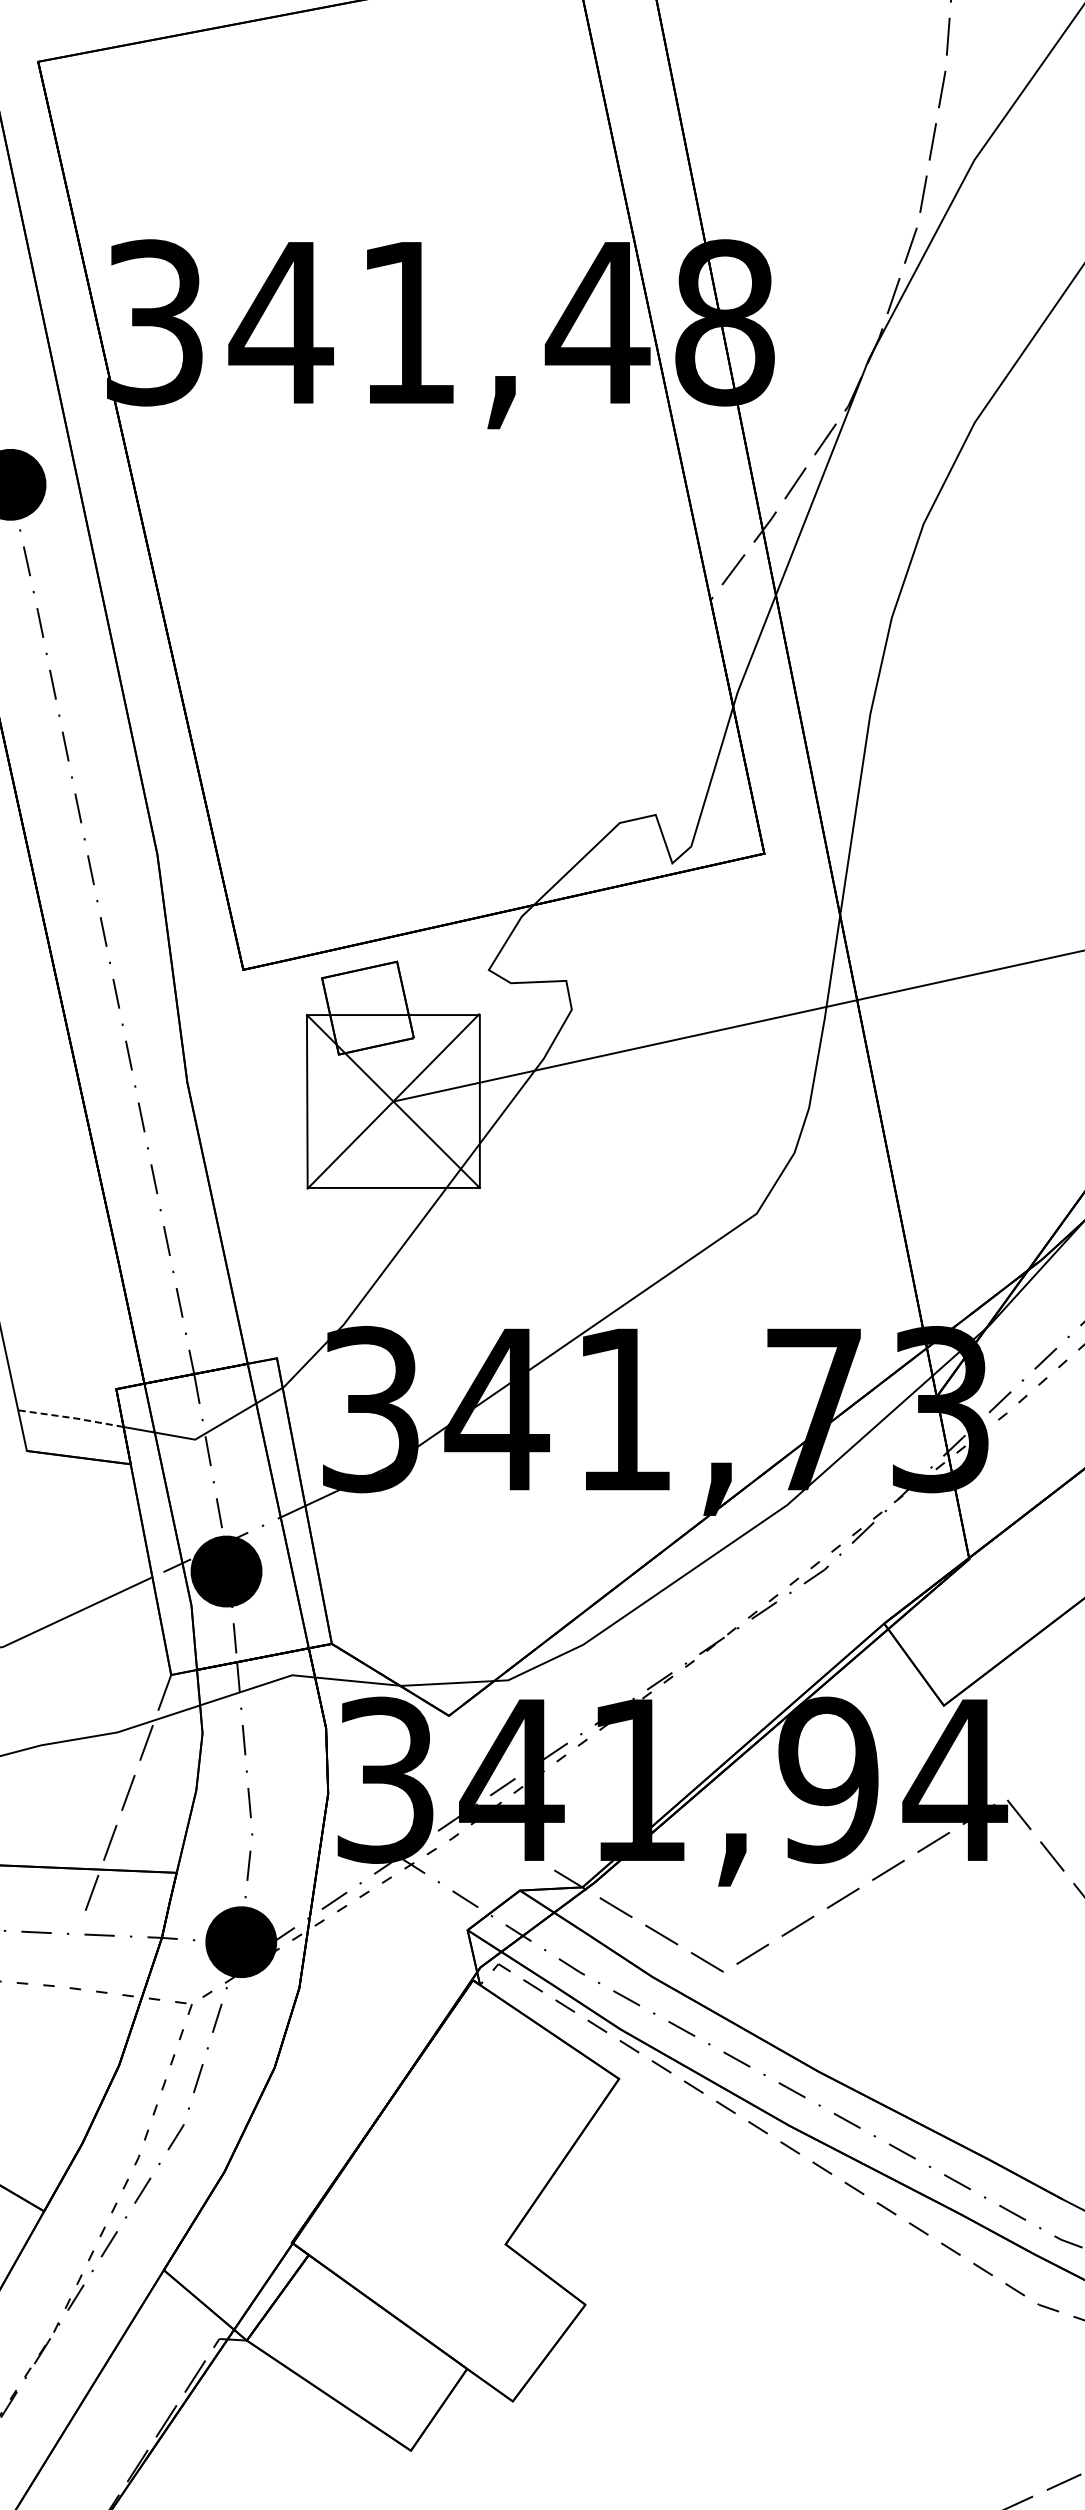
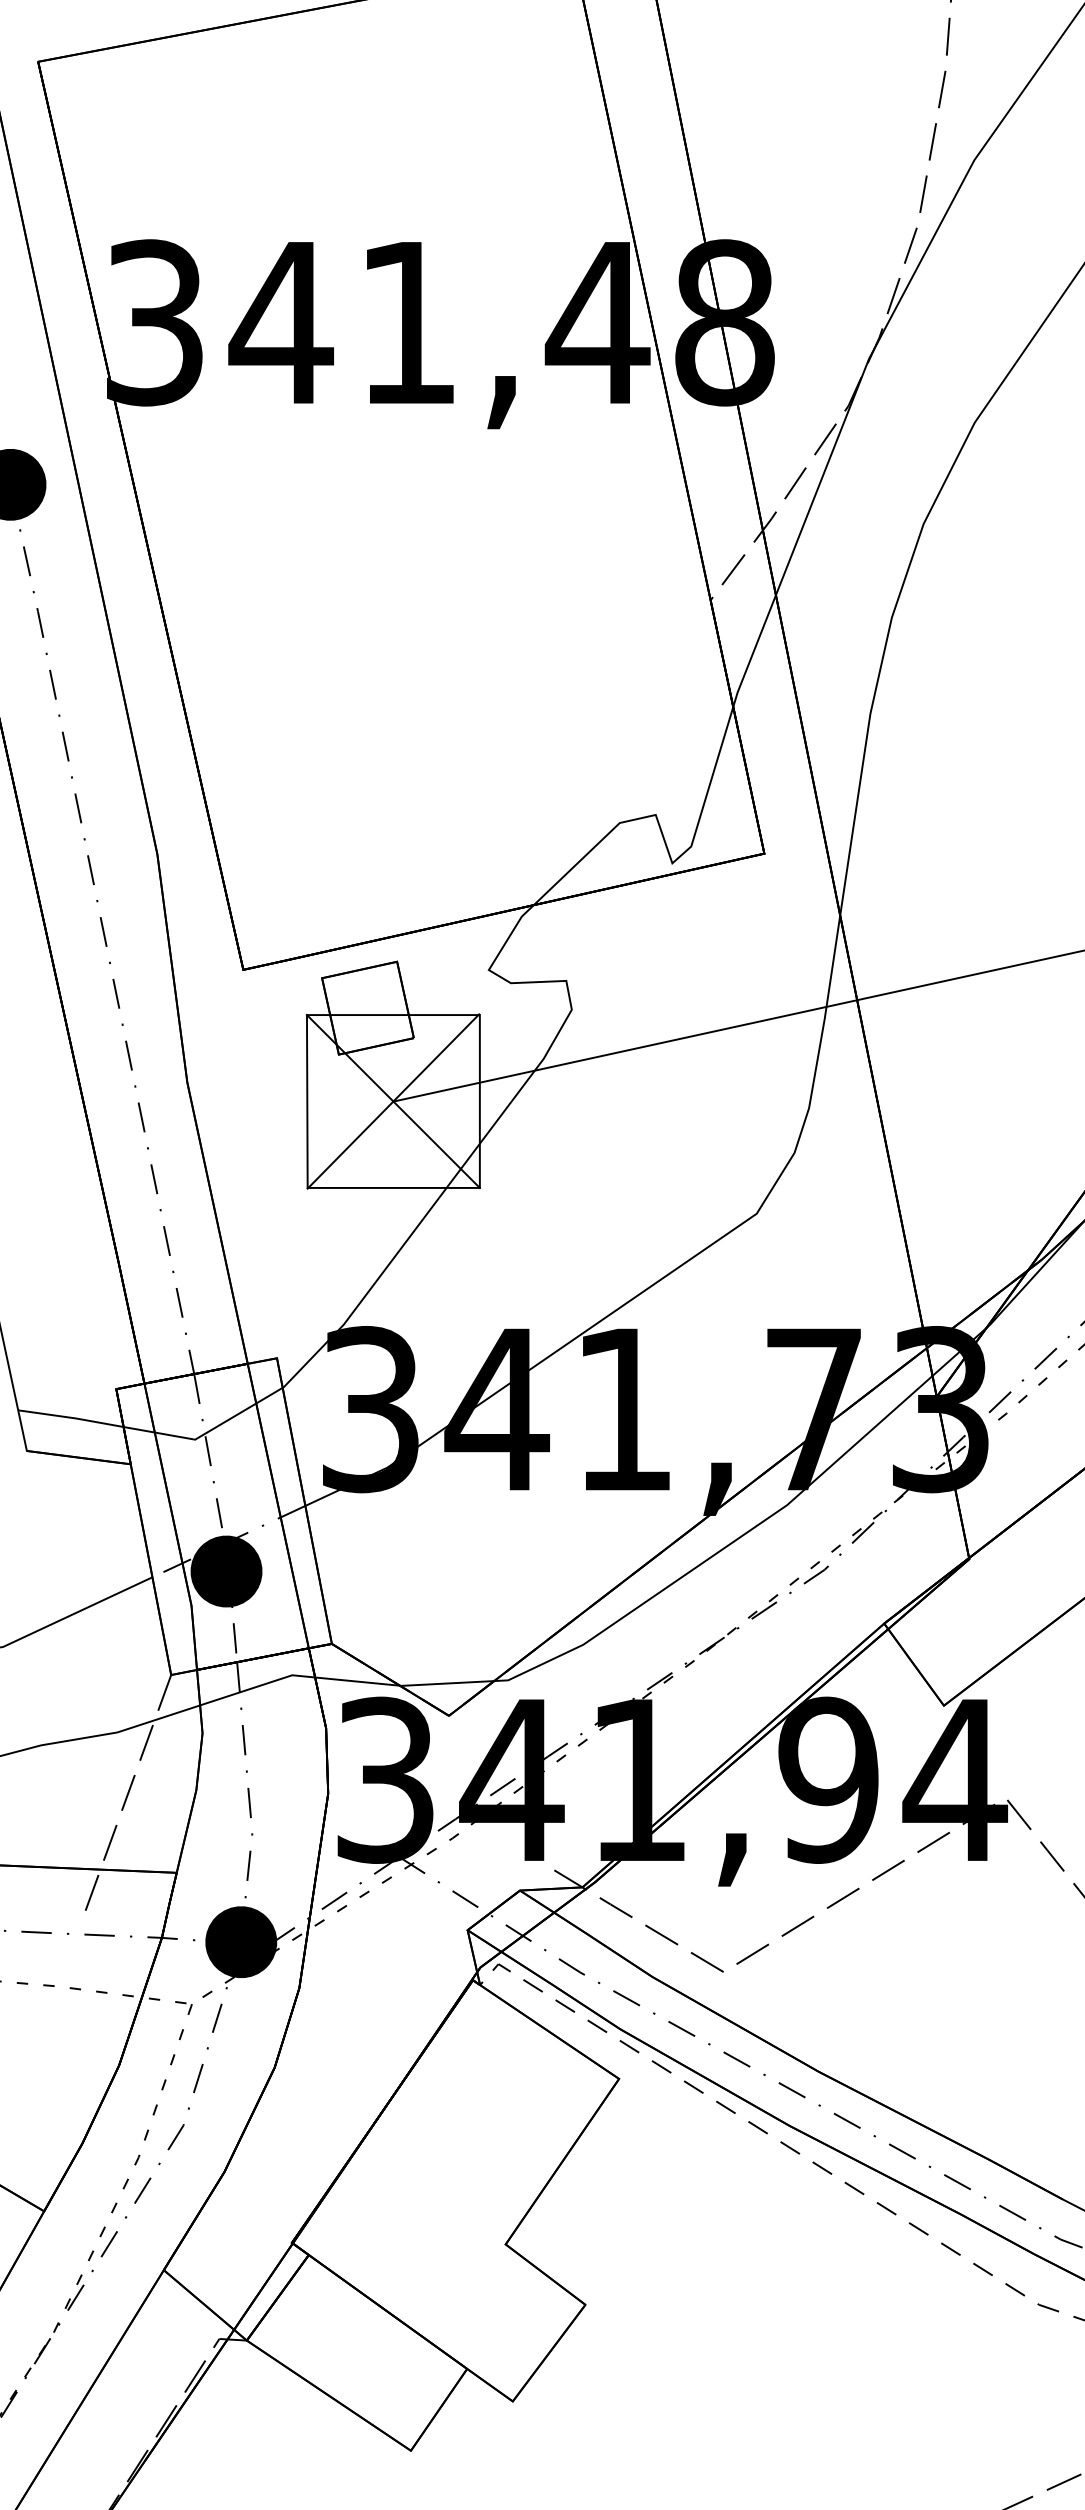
line: dashed -> solid (71, 1417)
